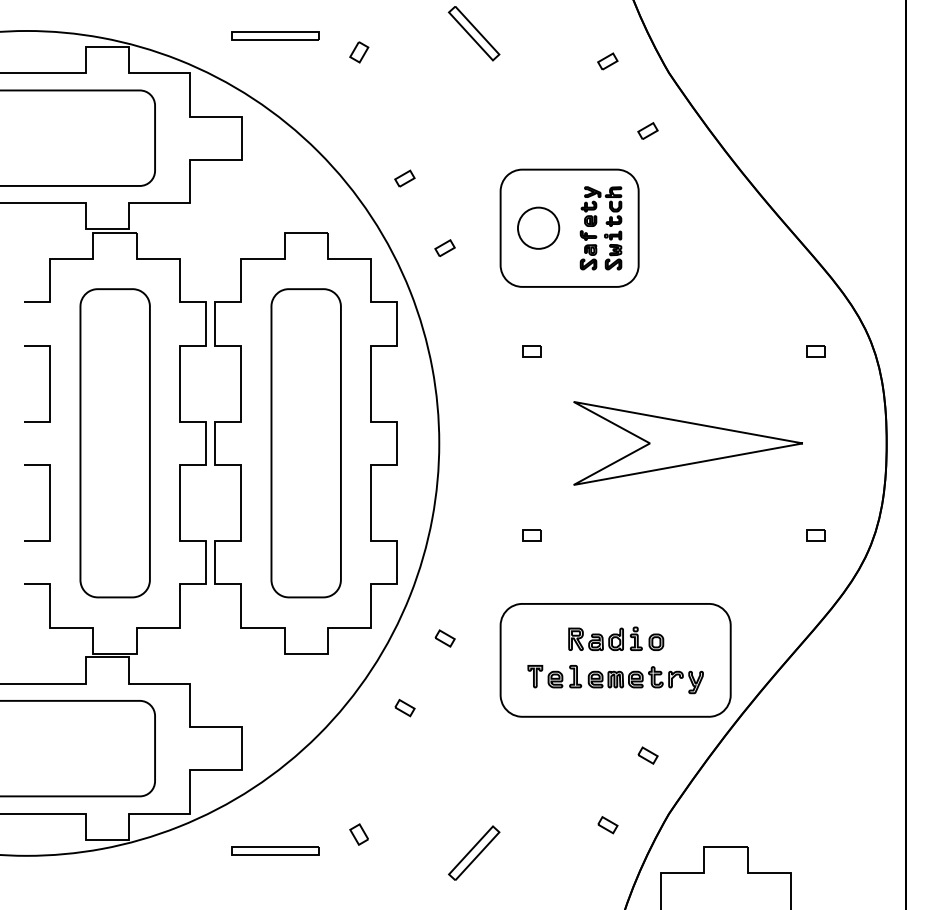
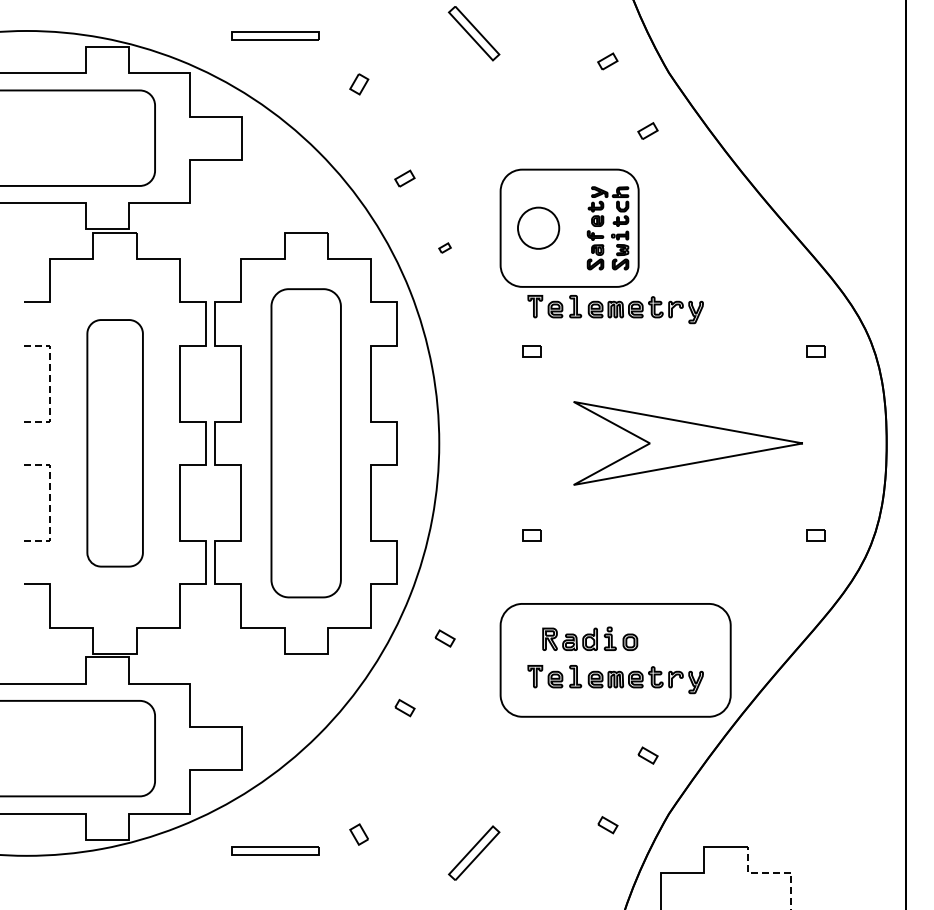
part position: (359, 52) -> (359, 84) (359, 84)
part position: (600, 228) -> (607, 228) (607, 228)
part size: 22x18 px -> 14x12 px (444, 247)
part: none -> present (615, 309)
line: solid -> dashed (50, 383)
part size: 72x311 px -> 58x249 px (114, 443)
line: solid -> dashed (50, 502)
part position: (616, 638) -> (590, 638) (590, 638)
line: solid -> dashed (774, 872)
